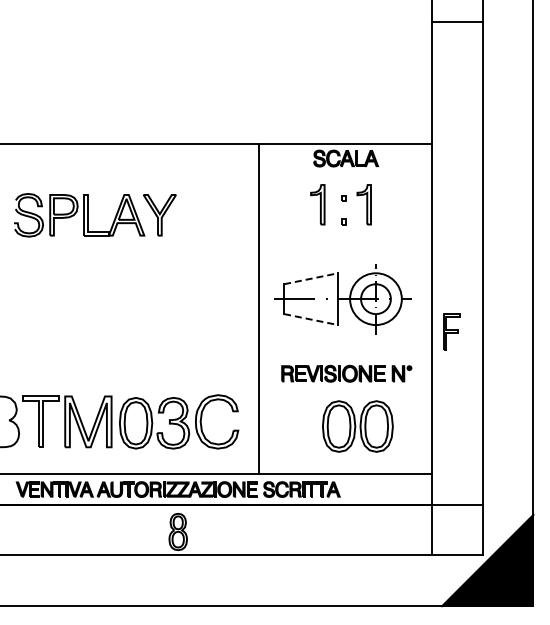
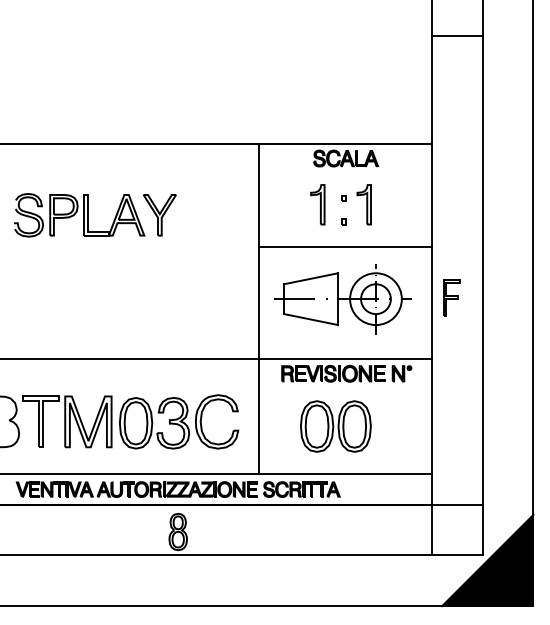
line position: (456, 21) -> (456, 35) (456, 35)
line: none -> present (345, 246)
line: dashed -> solid (311, 278)
line: dashed -> solid (311, 319)
part position: (451, 331) -> (451, 297) (451, 297)
line: none -> present (216, 359)
part position: (357, 426) -> (335, 426) (335, 426)
